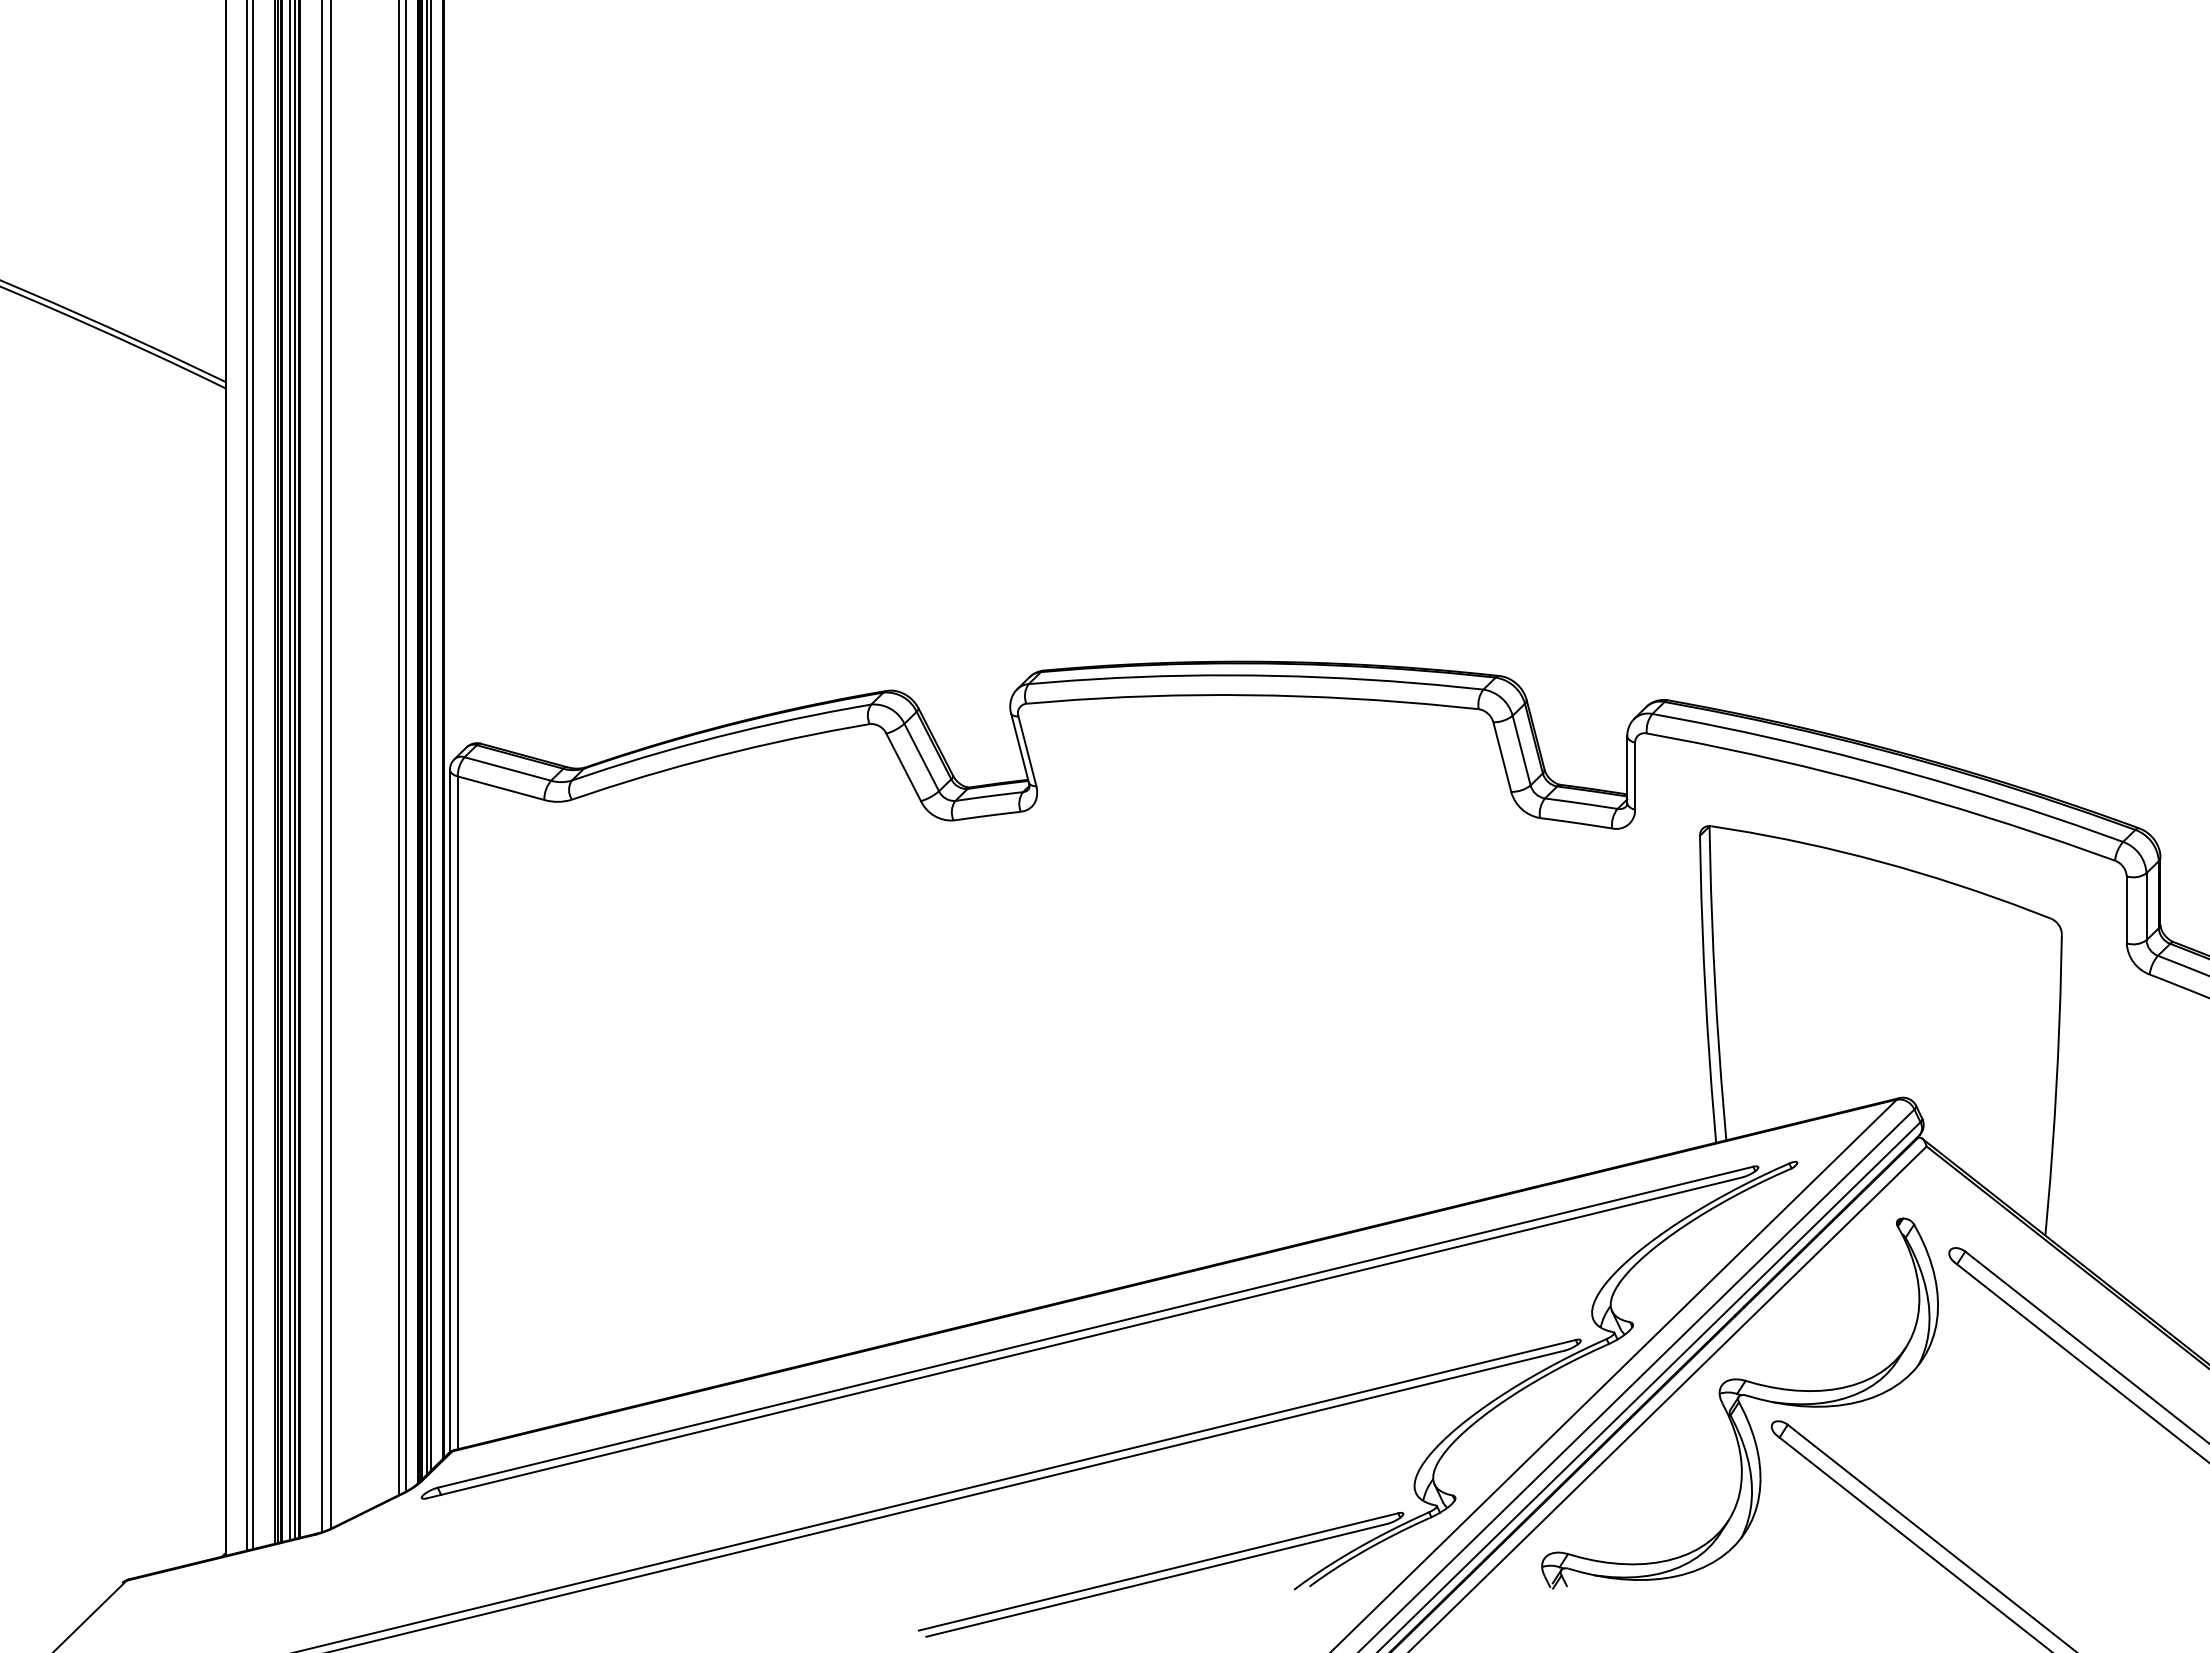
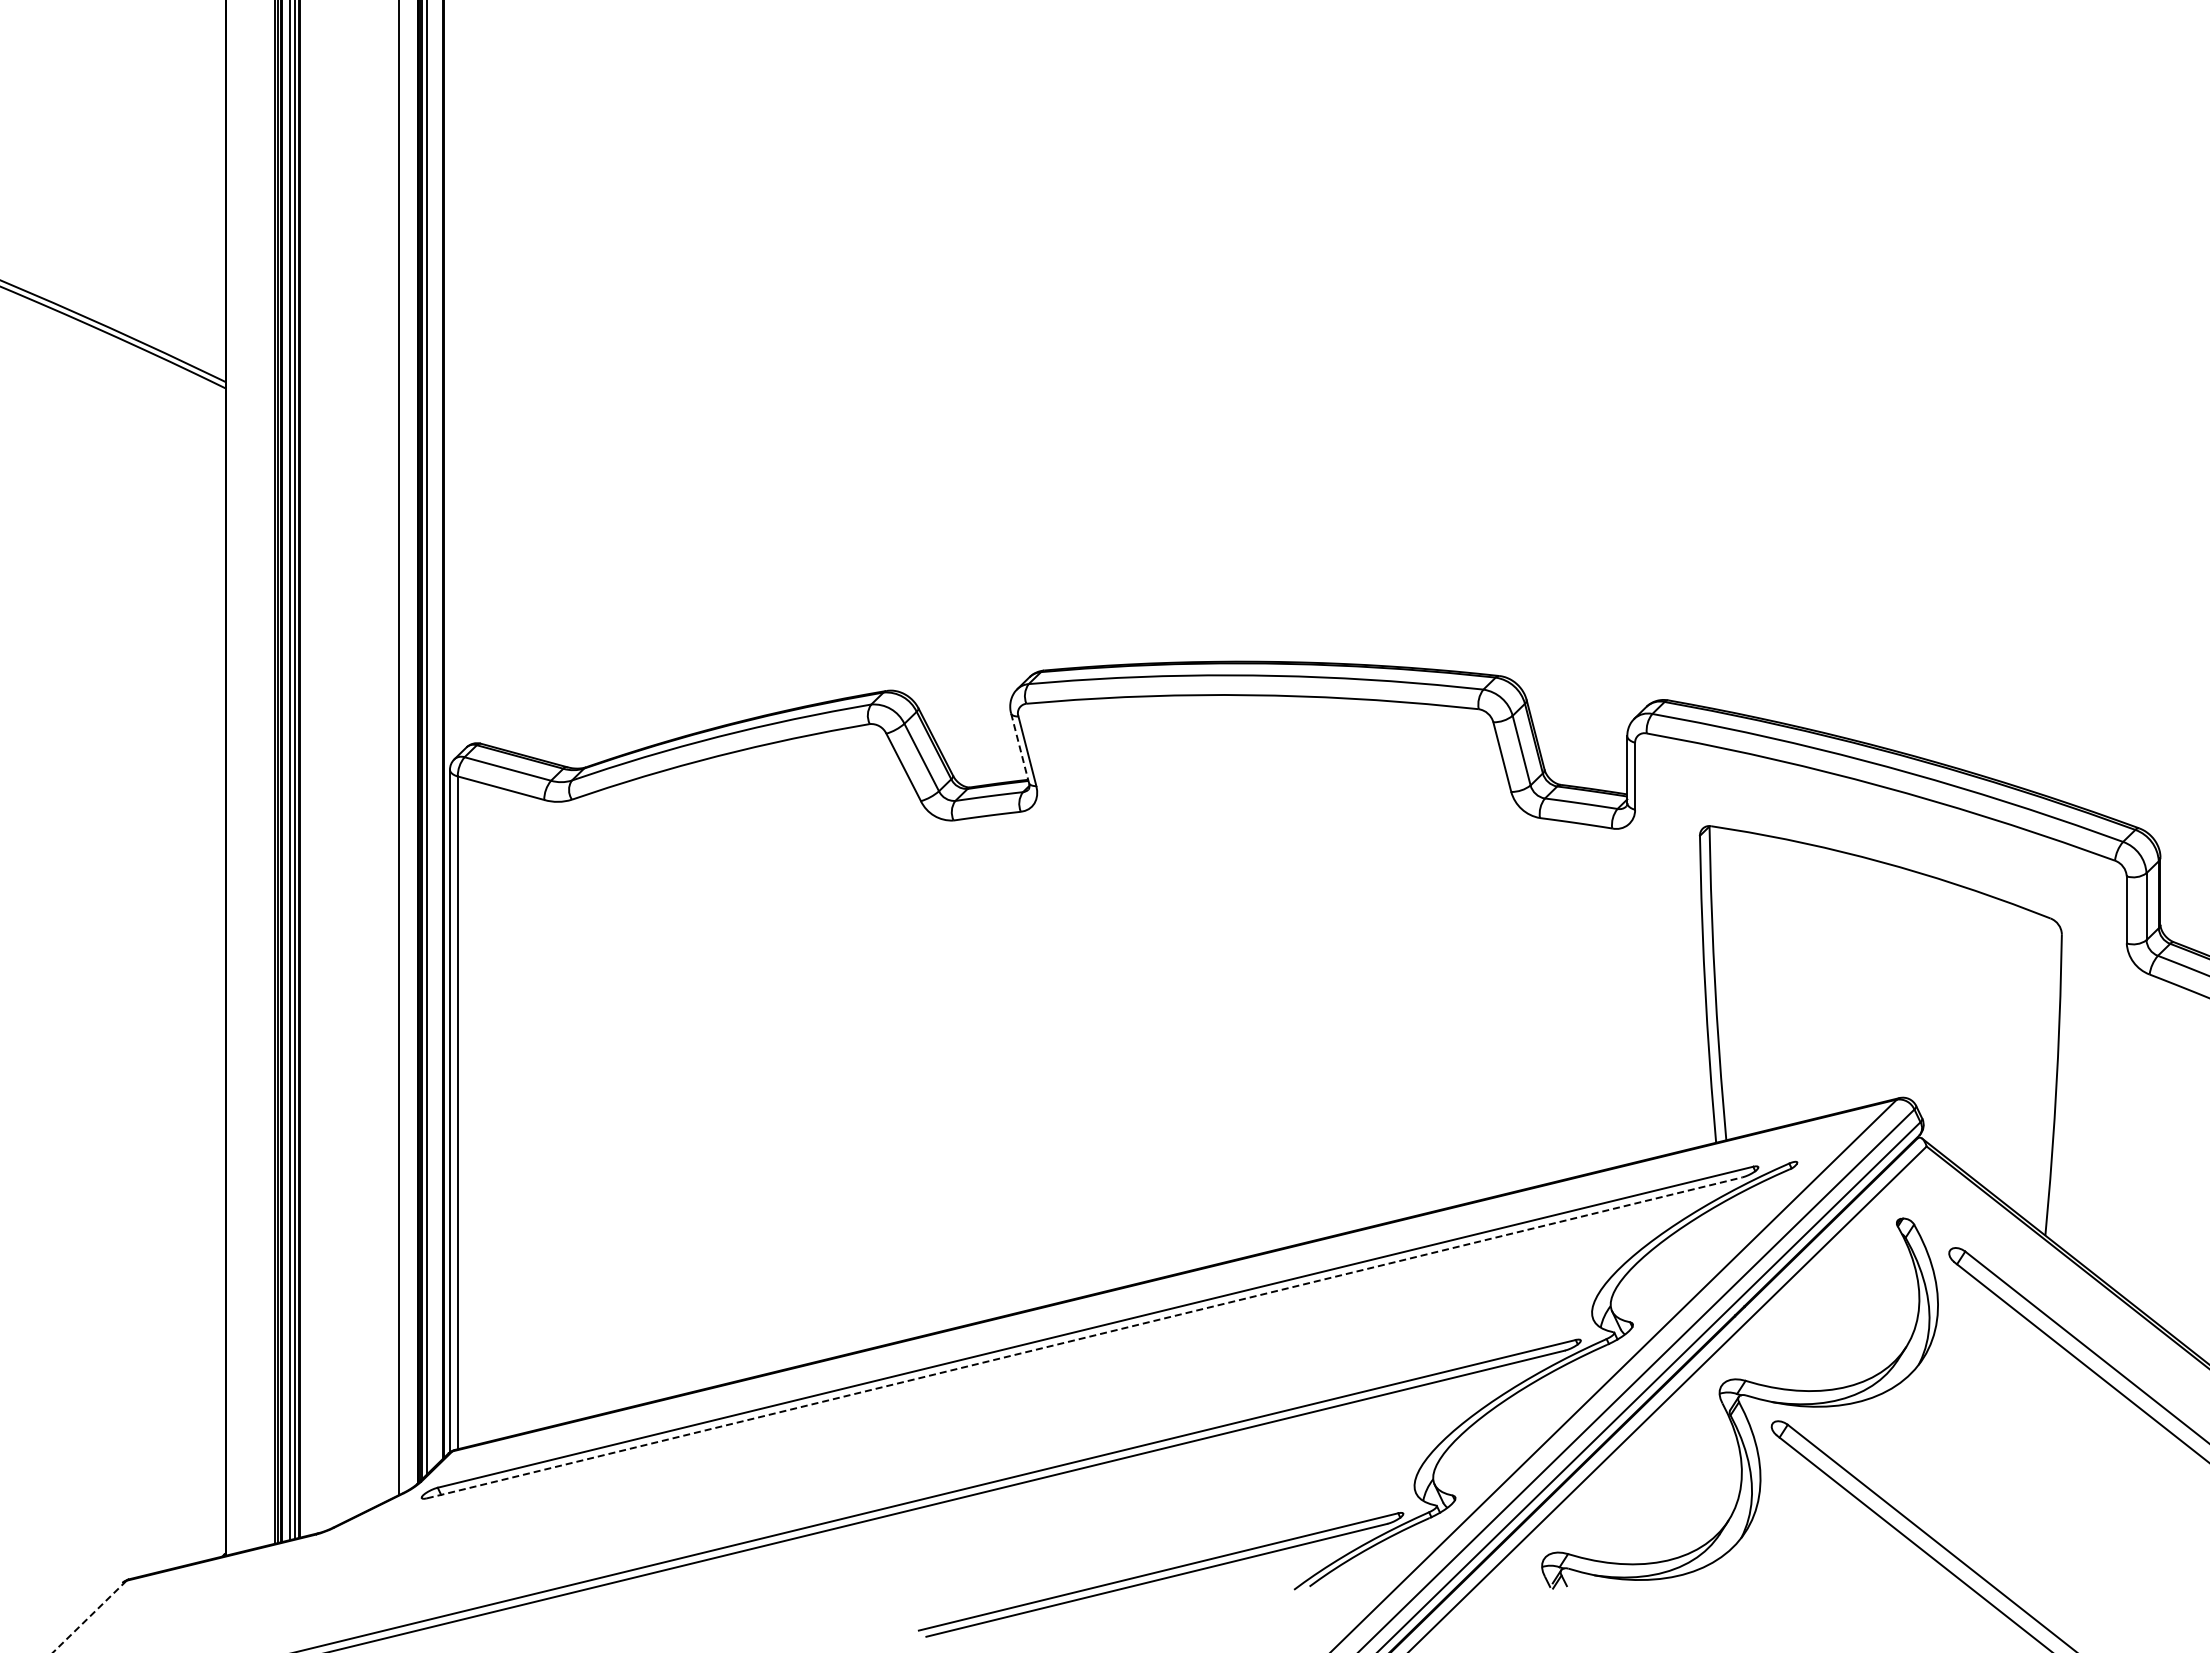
line: present -> none (431, 736)
line: present -> none (406, 746)
line: solid -> dashed (1020, 748)
line: present -> none (330, 765)
line: present -> none (321, 767)
line: present -> none (252, 775)
line: present -> none (247, 776)
line: solid -> dashed (1085, 1337)
line: solid -> dashed (89, 1617)
